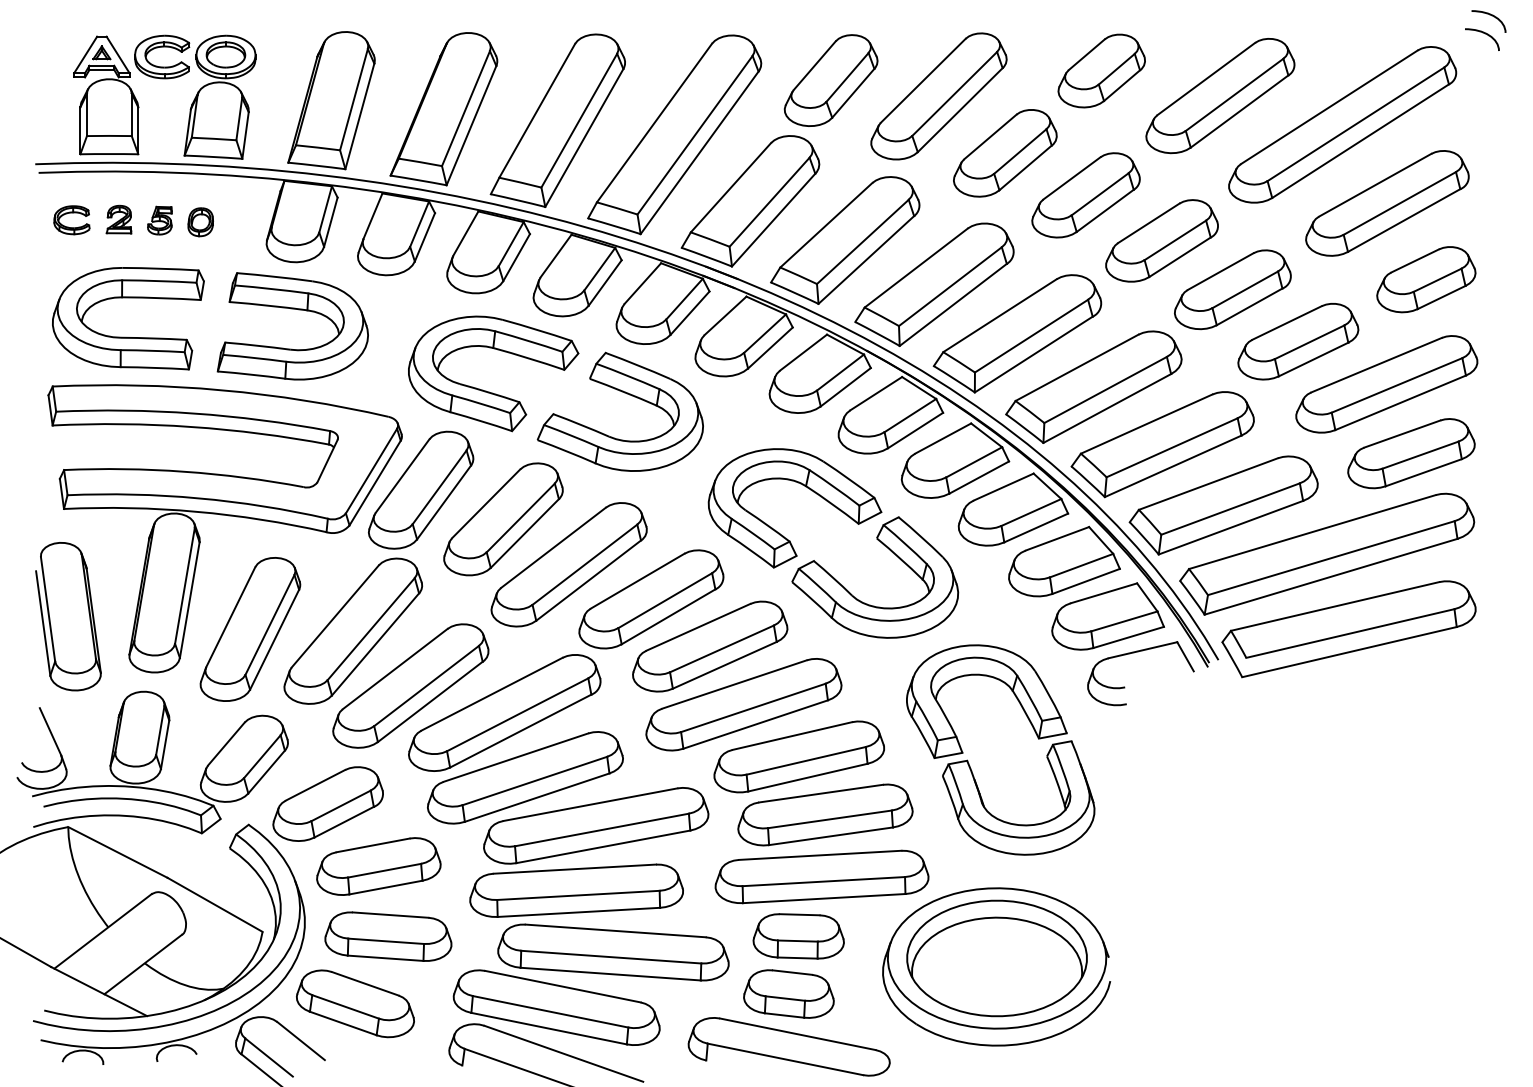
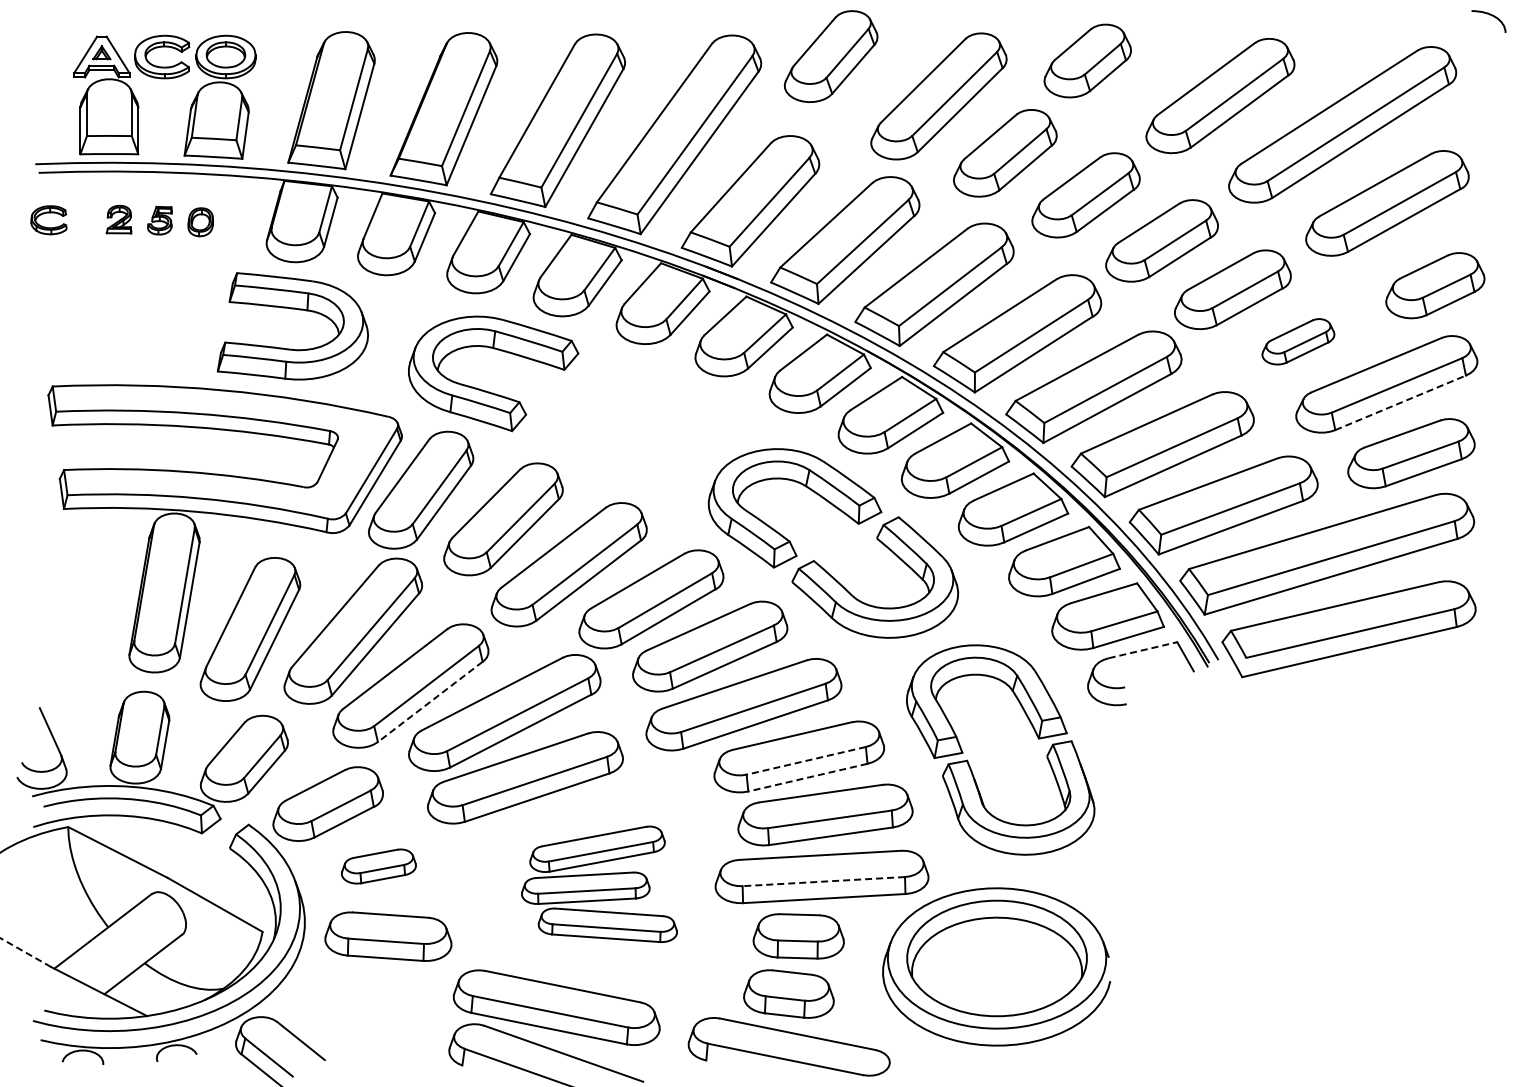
curve: present -> none (1485, 34)
part position: (1101, 70) -> (1087, 60) (1087, 60)
part position: (830, 80) -> (830, 56) (830, 56)
part position: (68, 226) -> (45, 226) (45, 226)
part position: (1426, 279) -> (1435, 285) (1435, 285)
part: present -> none (126, 336)
part size: 123x78 px -> 75x48 px (1298, 341)
part: present -> none (624, 393)
line: solid -> dashed (1400, 402)
part: present -> none (68, 616)
line: solid -> dashed (1143, 650)
line: solid -> dashed (430, 701)
line: solid -> dashed (805, 760)
line: solid -> dashed (807, 777)
part size: 126x59 px -> 76x37 px (378, 866)
line: solid -> dashed (823, 881)
part size: 261x195 px -> 157x118 px (599, 883)
line: solid -> dashed (25, 952)
part: present -> none (355, 1003)
